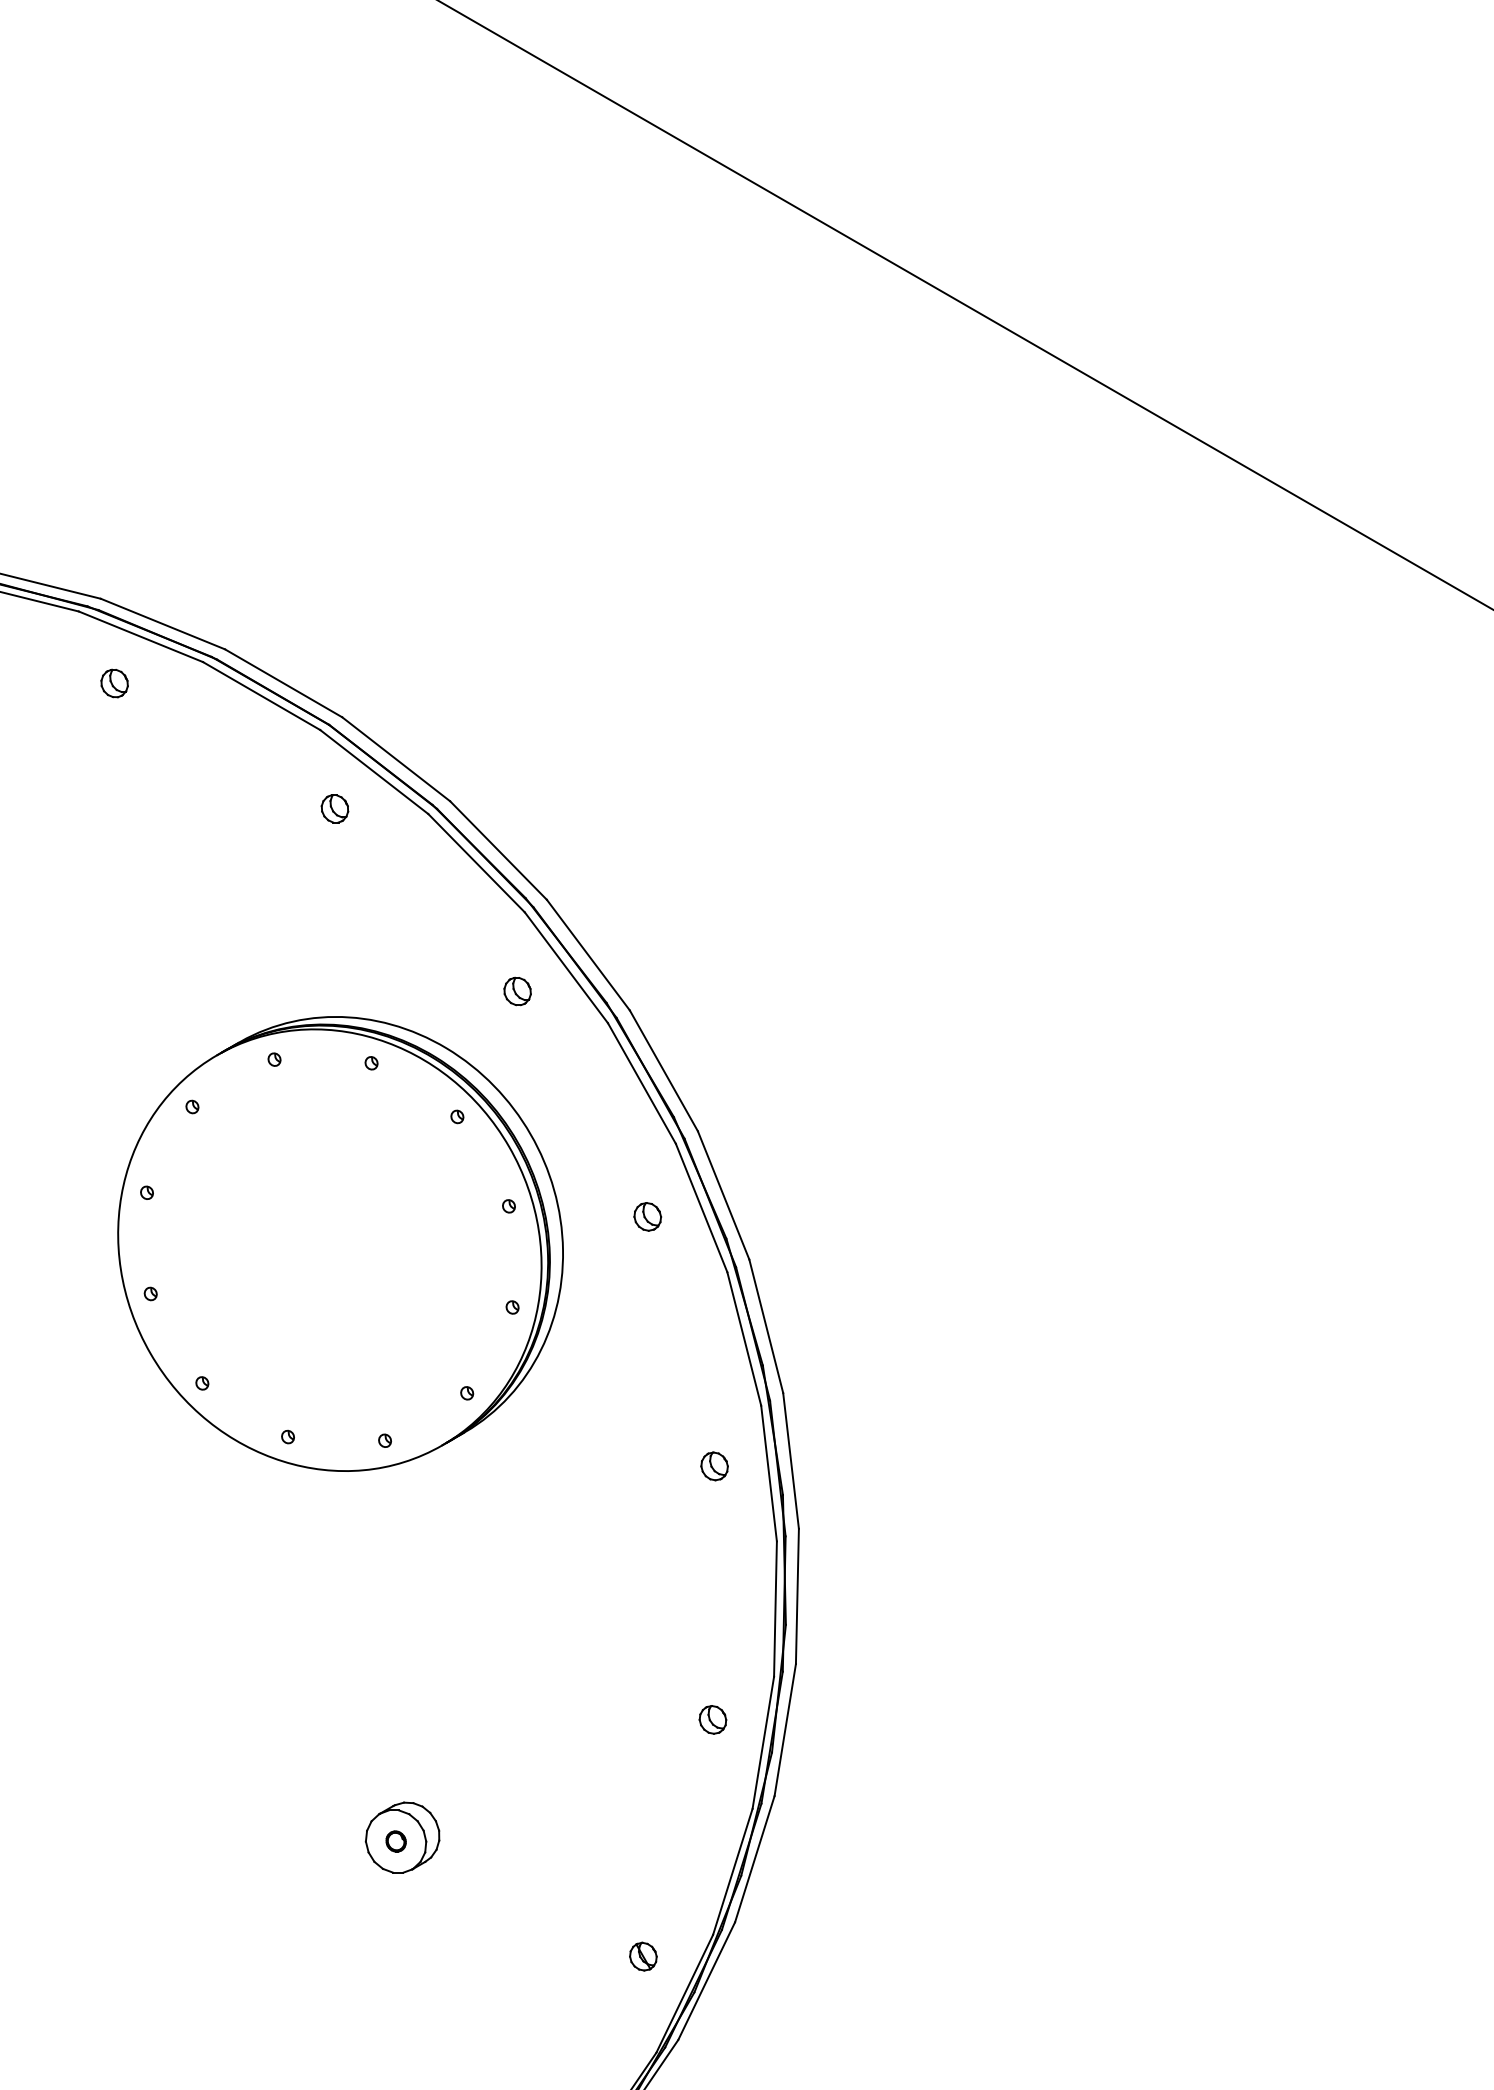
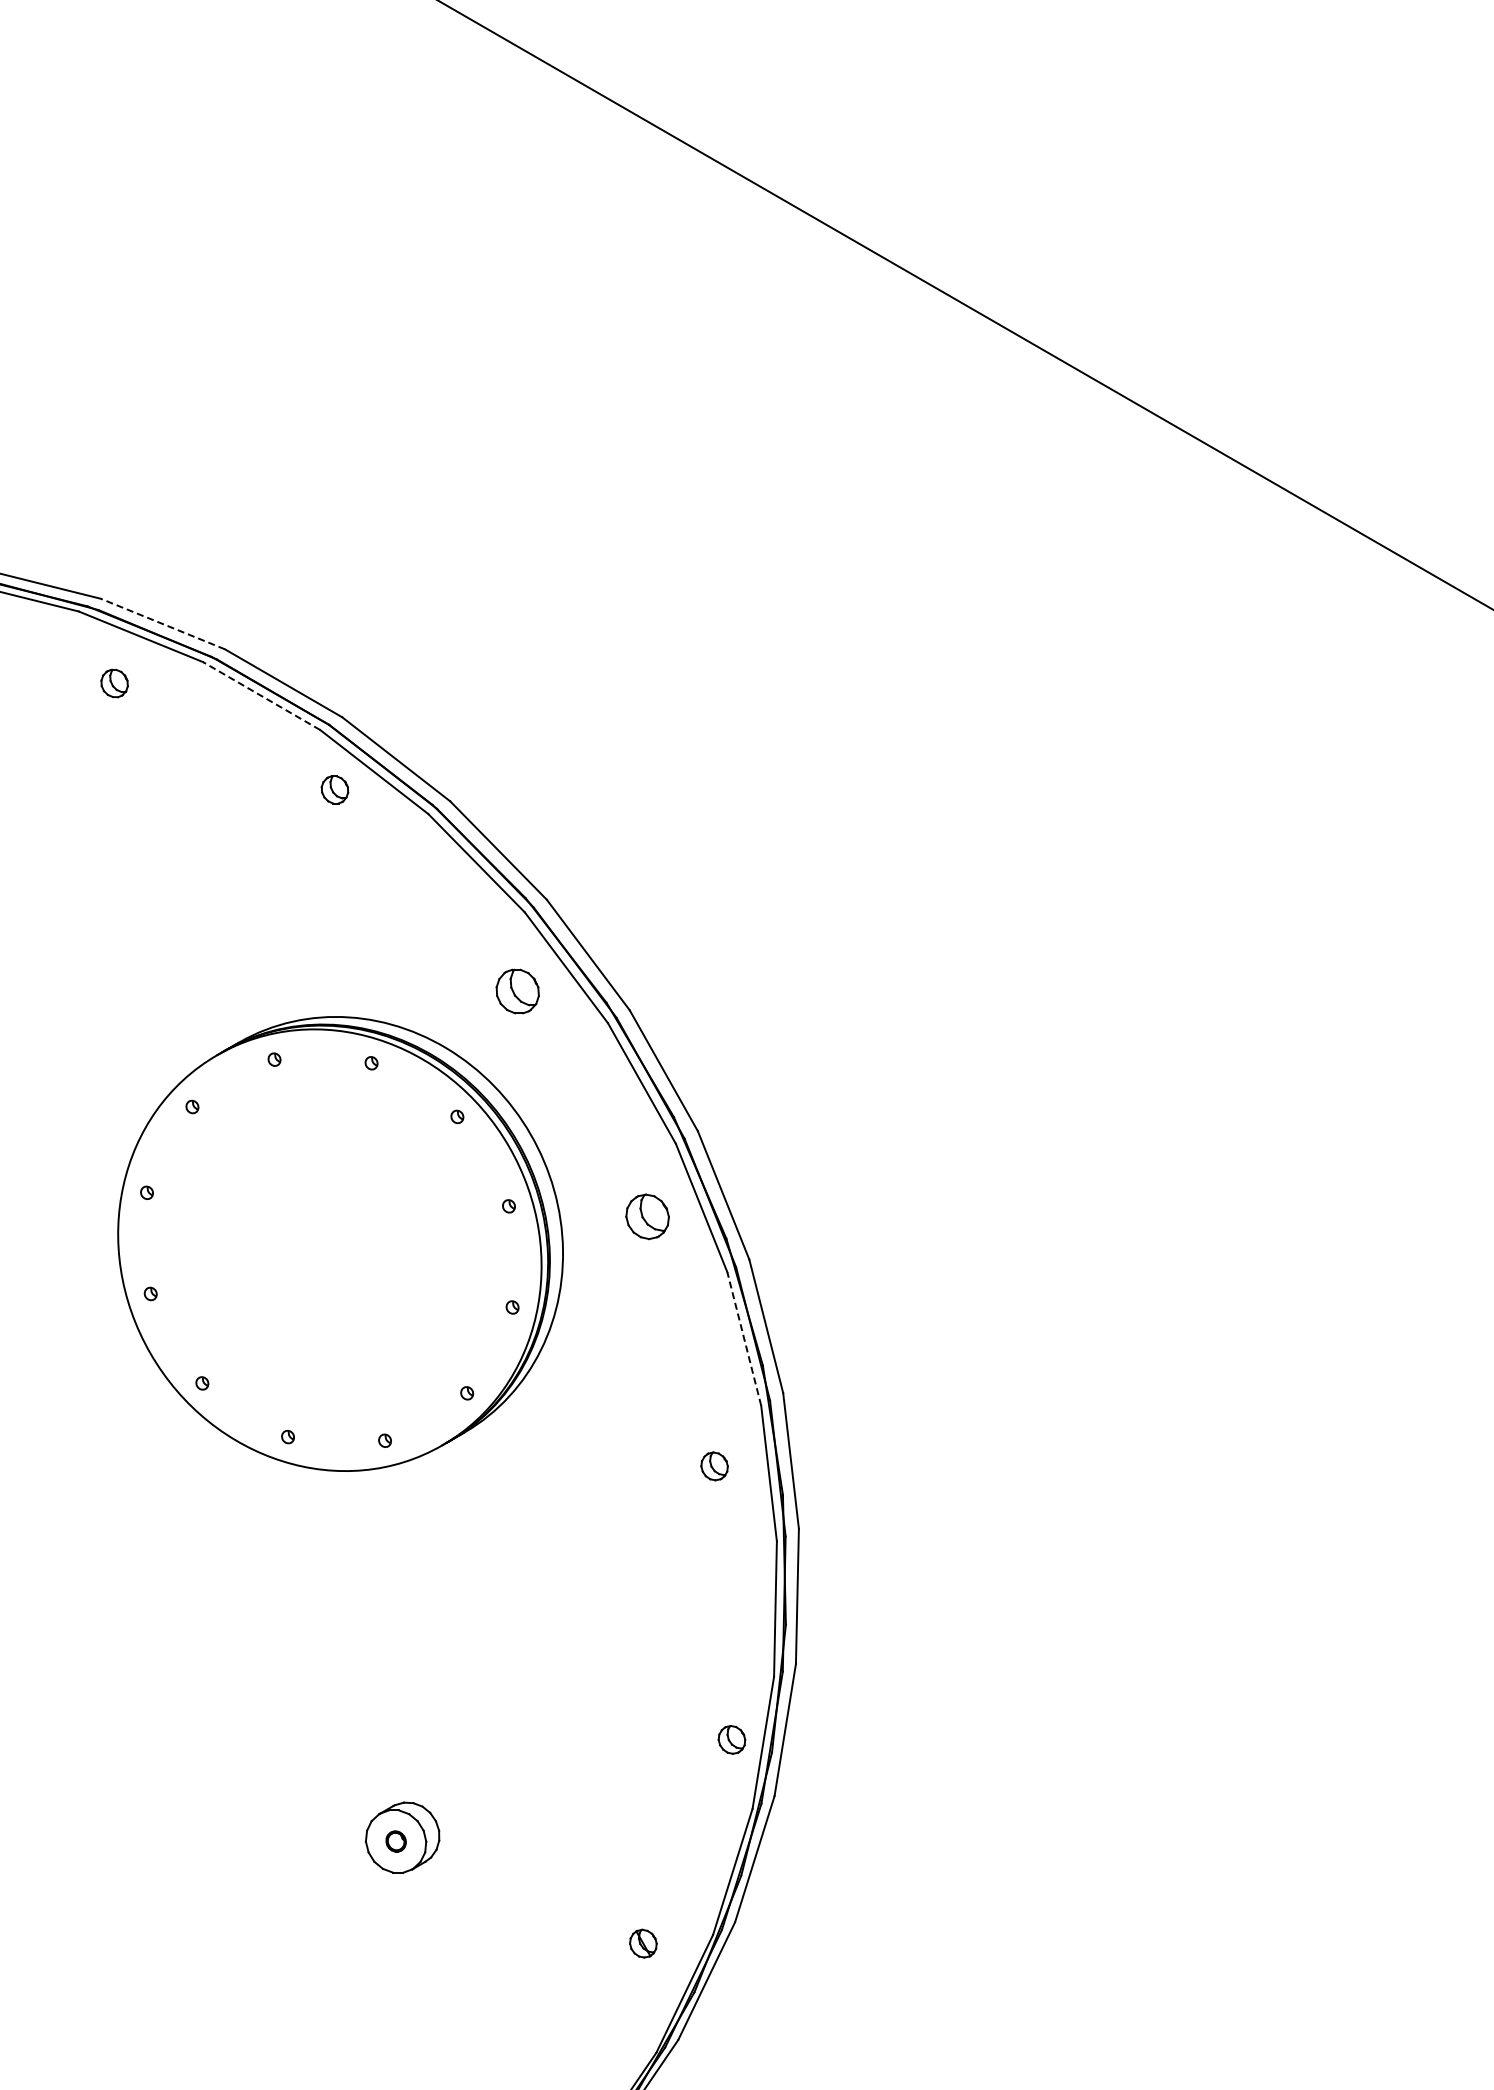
line: solid -> dashed (162, 623)
line: solid -> dashed (261, 696)
part position: (334, 808) -> (334, 789) (334, 789)
part size: 29x31 px -> 45x47 px (517, 991)
part size: 30x30 px -> 45x48 px (647, 1216)
line: solid -> dashed (744, 1338)
part position: (712, 1719) -> (731, 1739) (731, 1739)
part position: (643, 1956) -> (643, 1943) (643, 1943)
